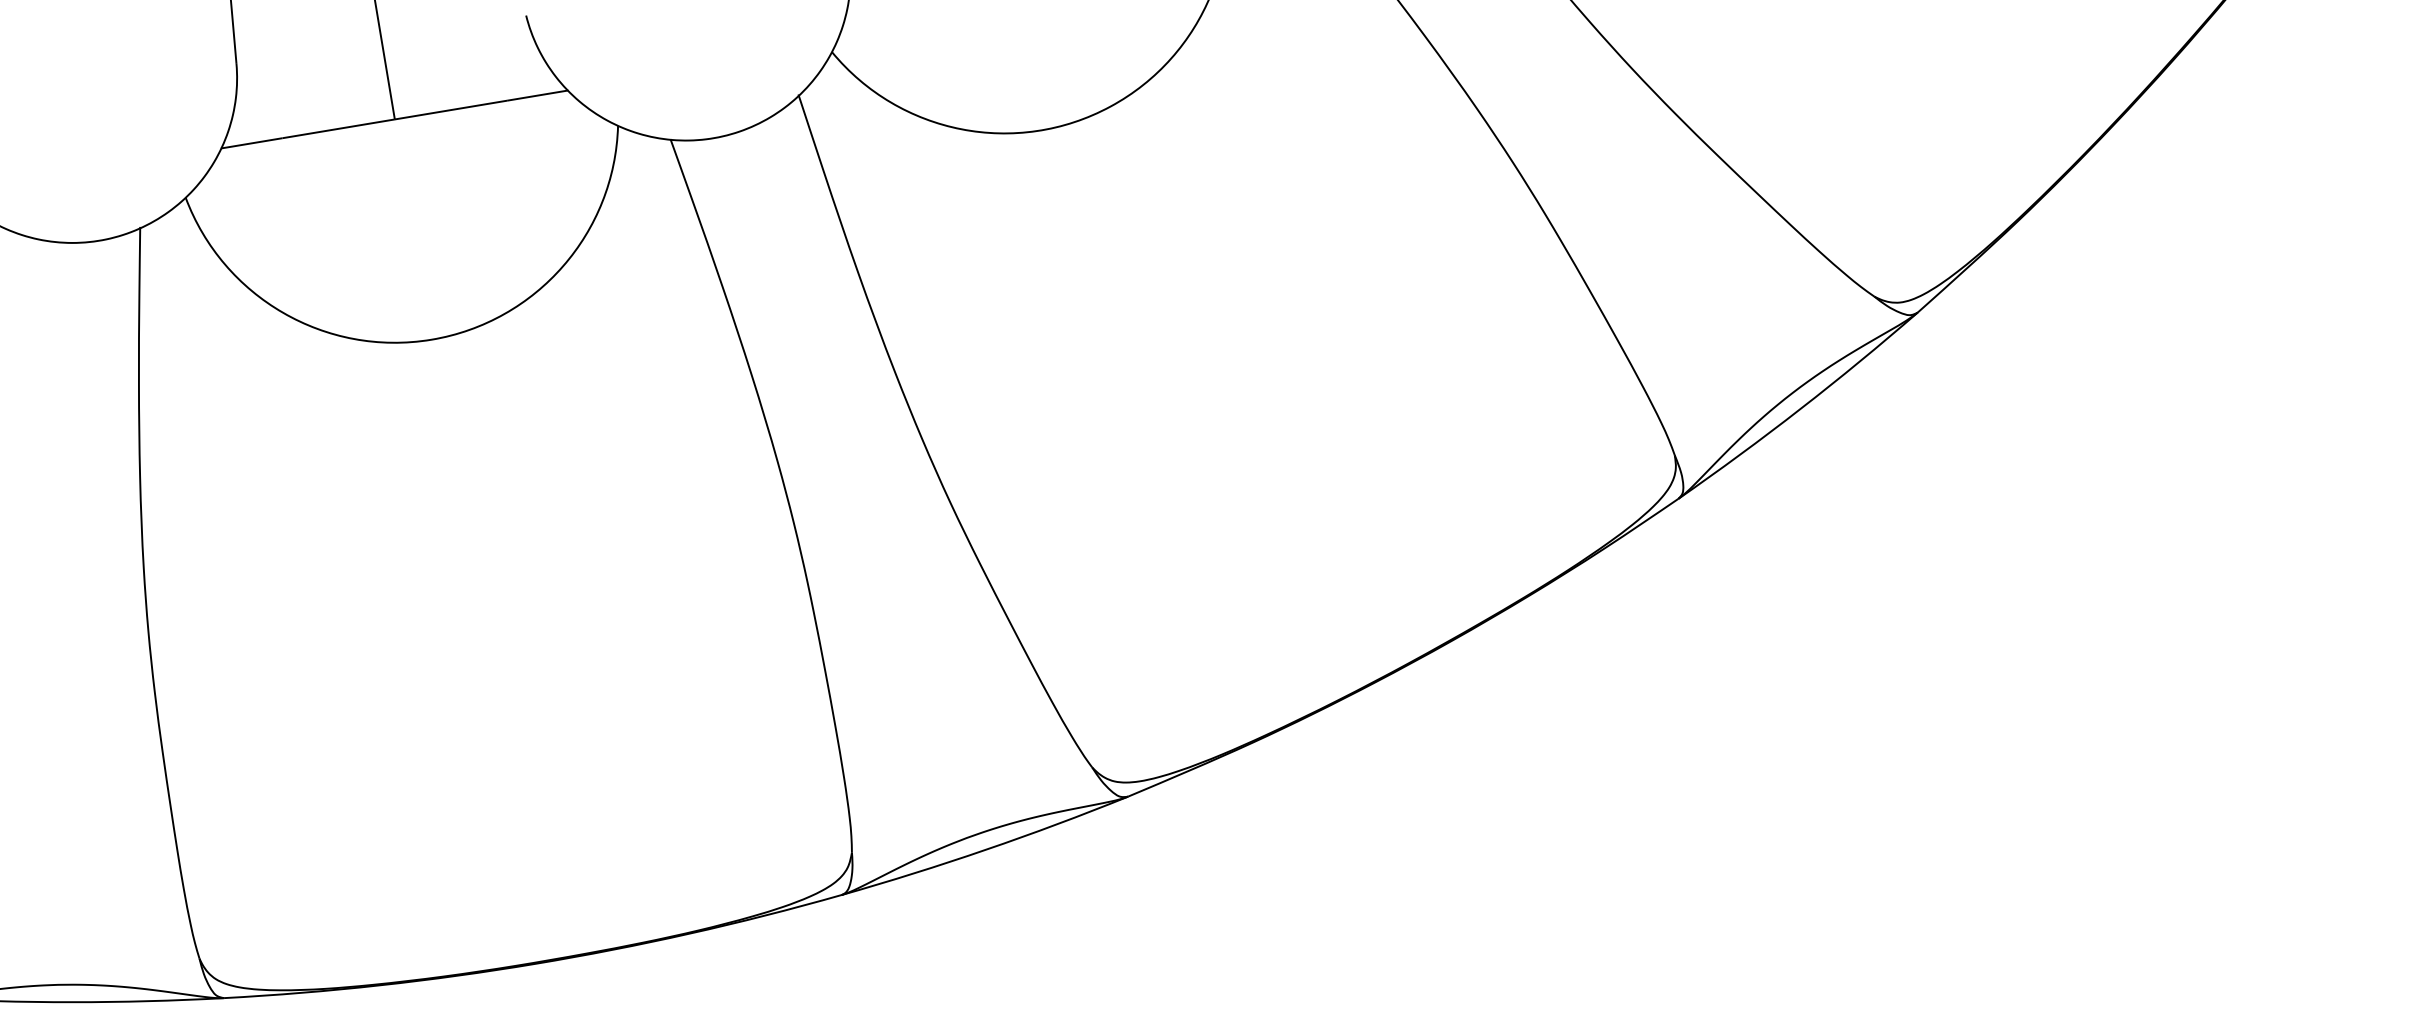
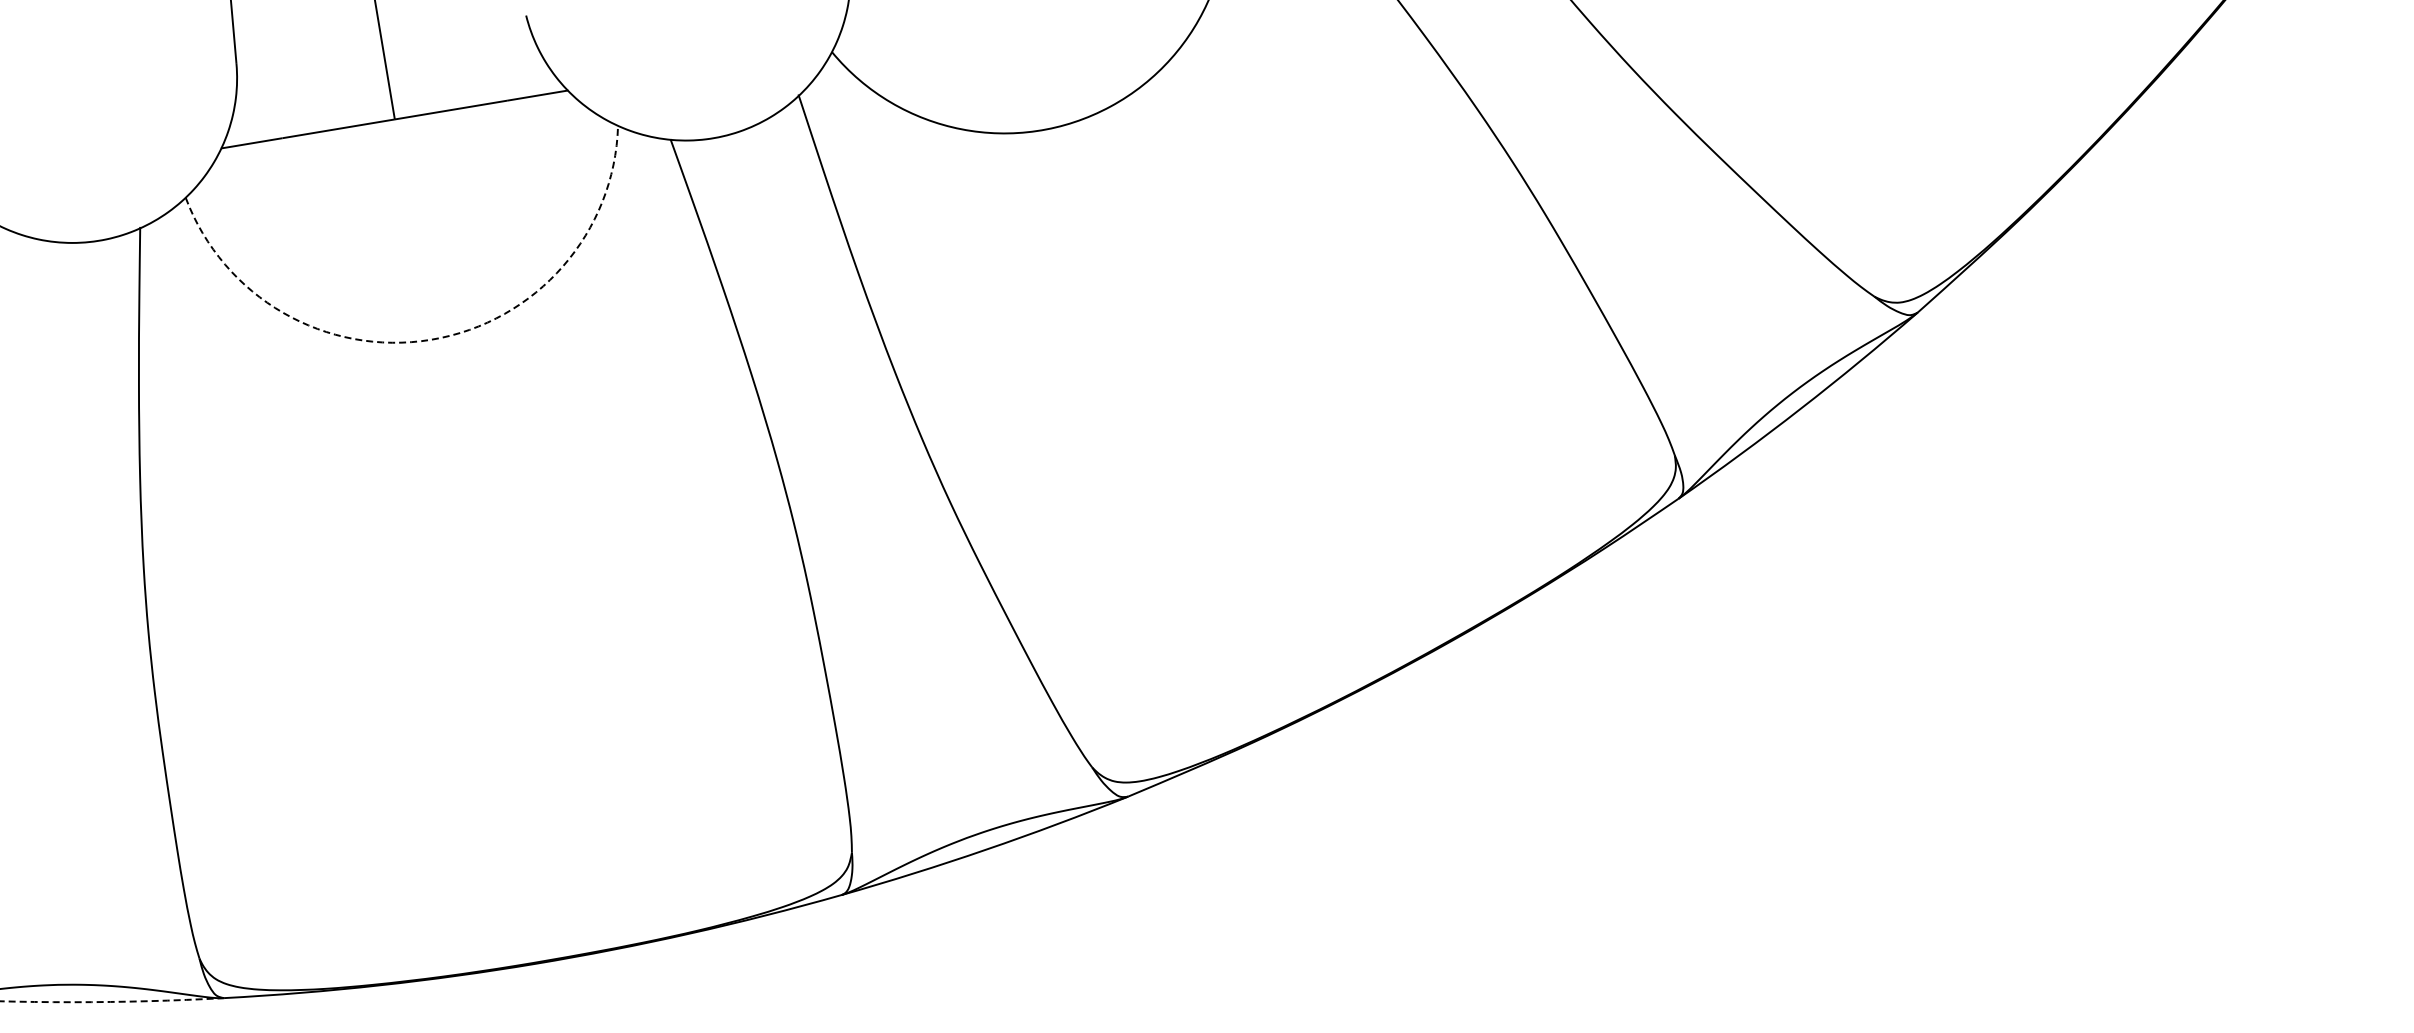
arc: solid -> dashed (431, 339)
arc: solid -> dashed (112, 1001)
